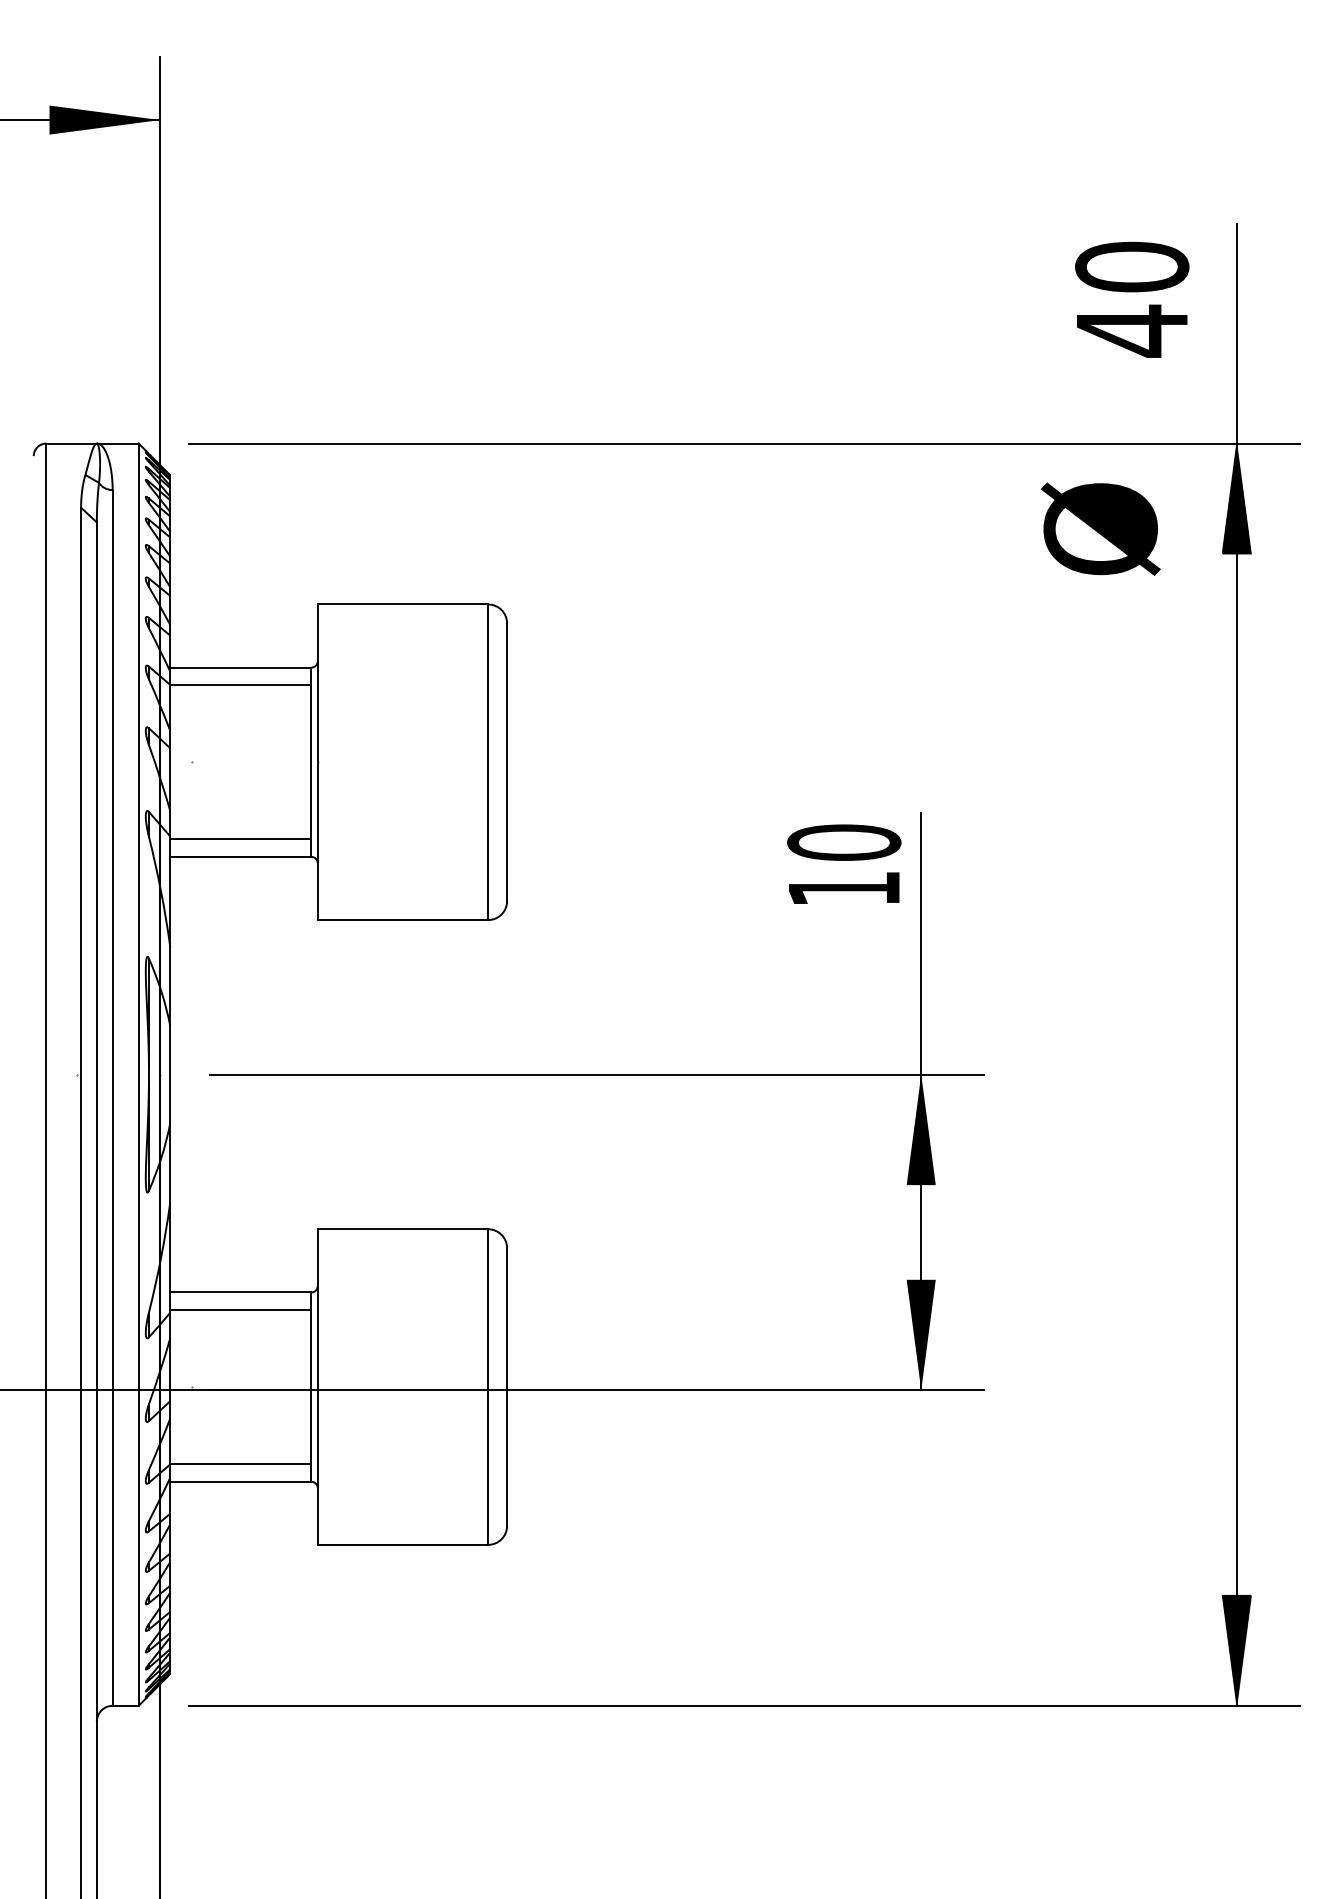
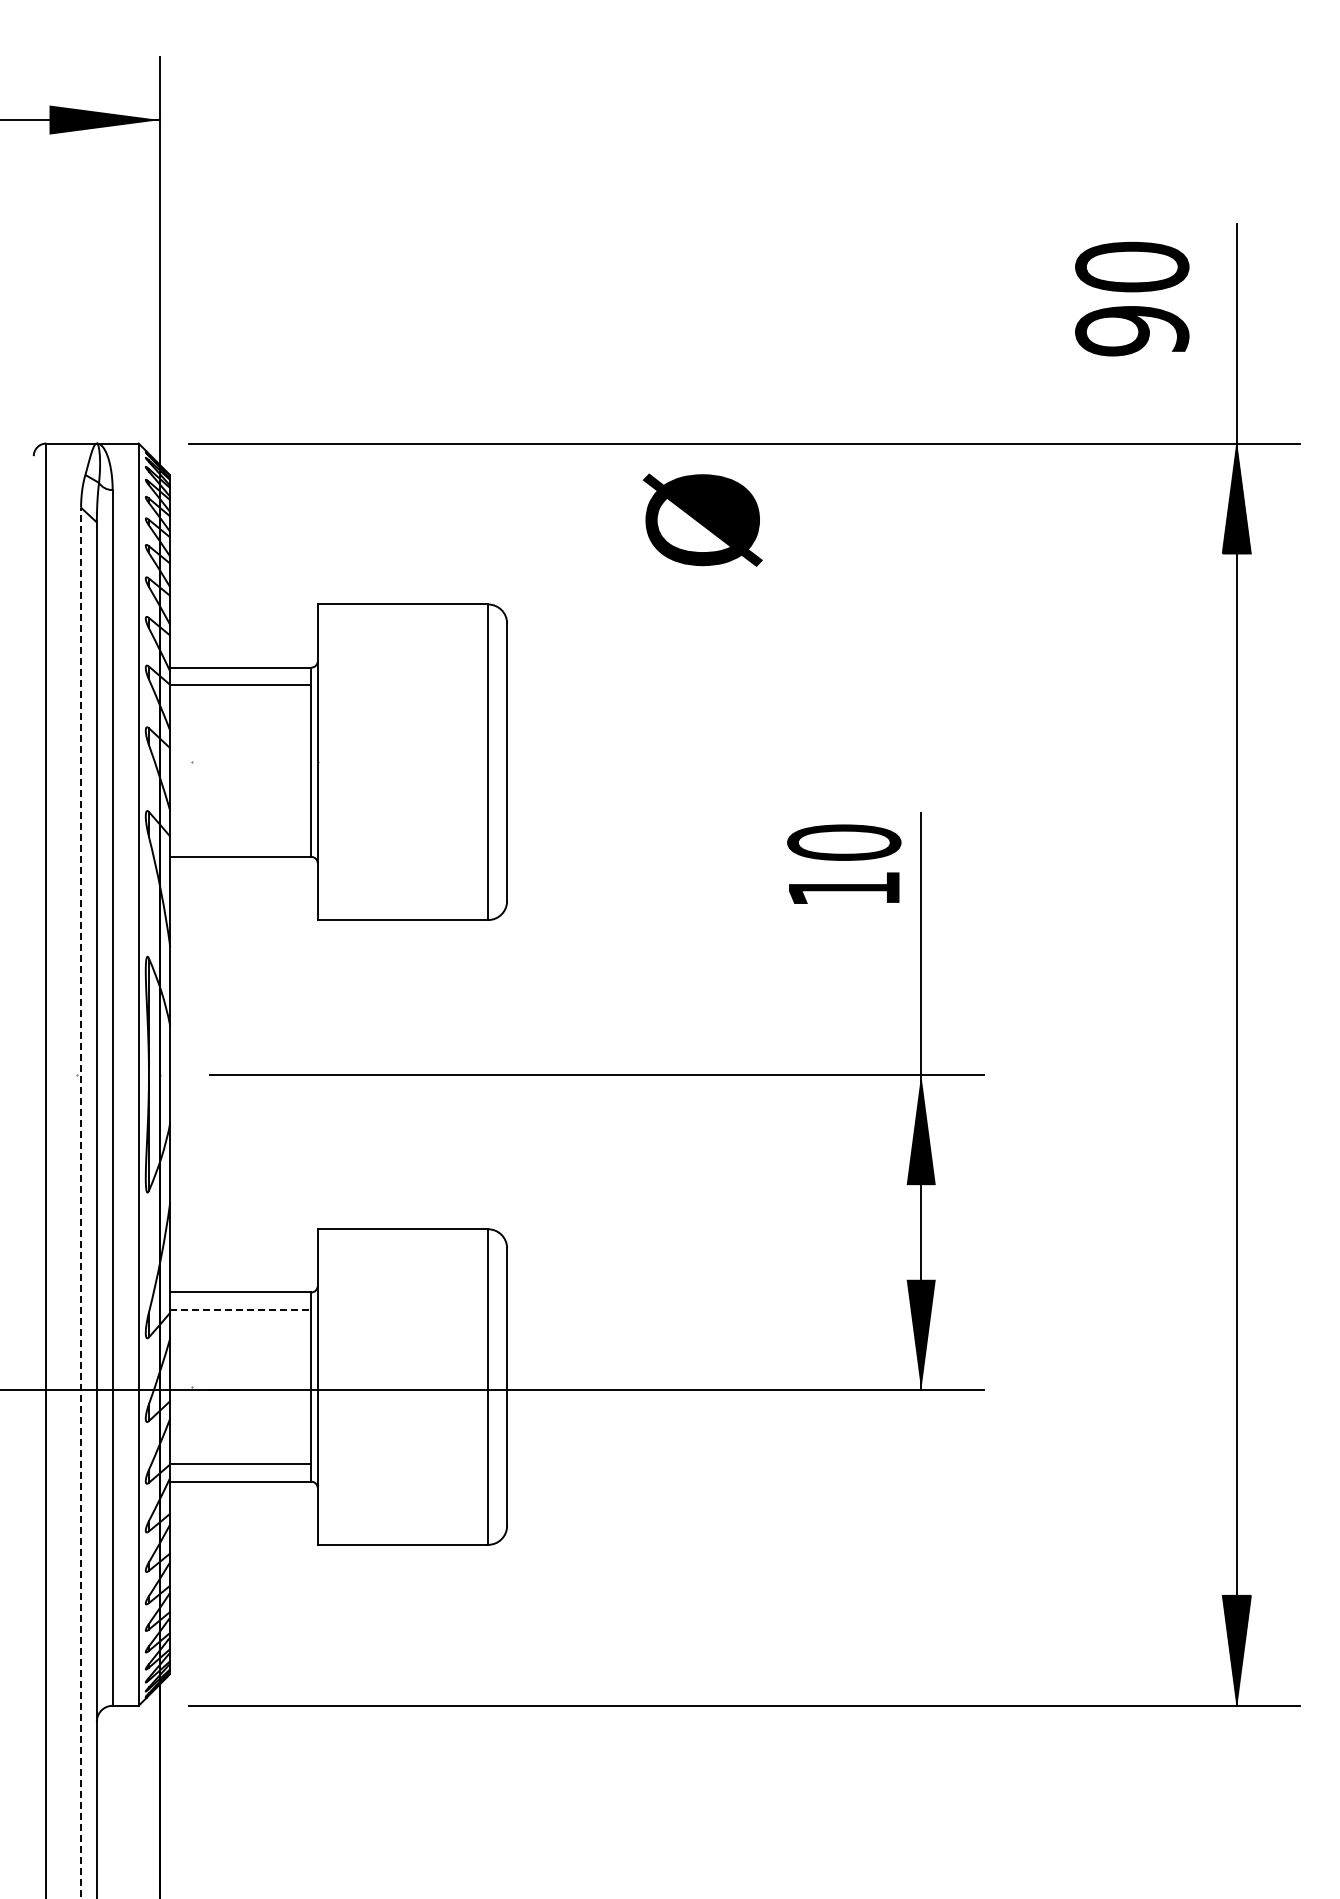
text: 40 -> 90 (1132, 330)
text position: (1100, 528) -> (702, 519) (702, 519)
line: present -> none (240, 839)
line: solid -> dashed (81, 1202)
line: solid -> dashed (240, 1309)
